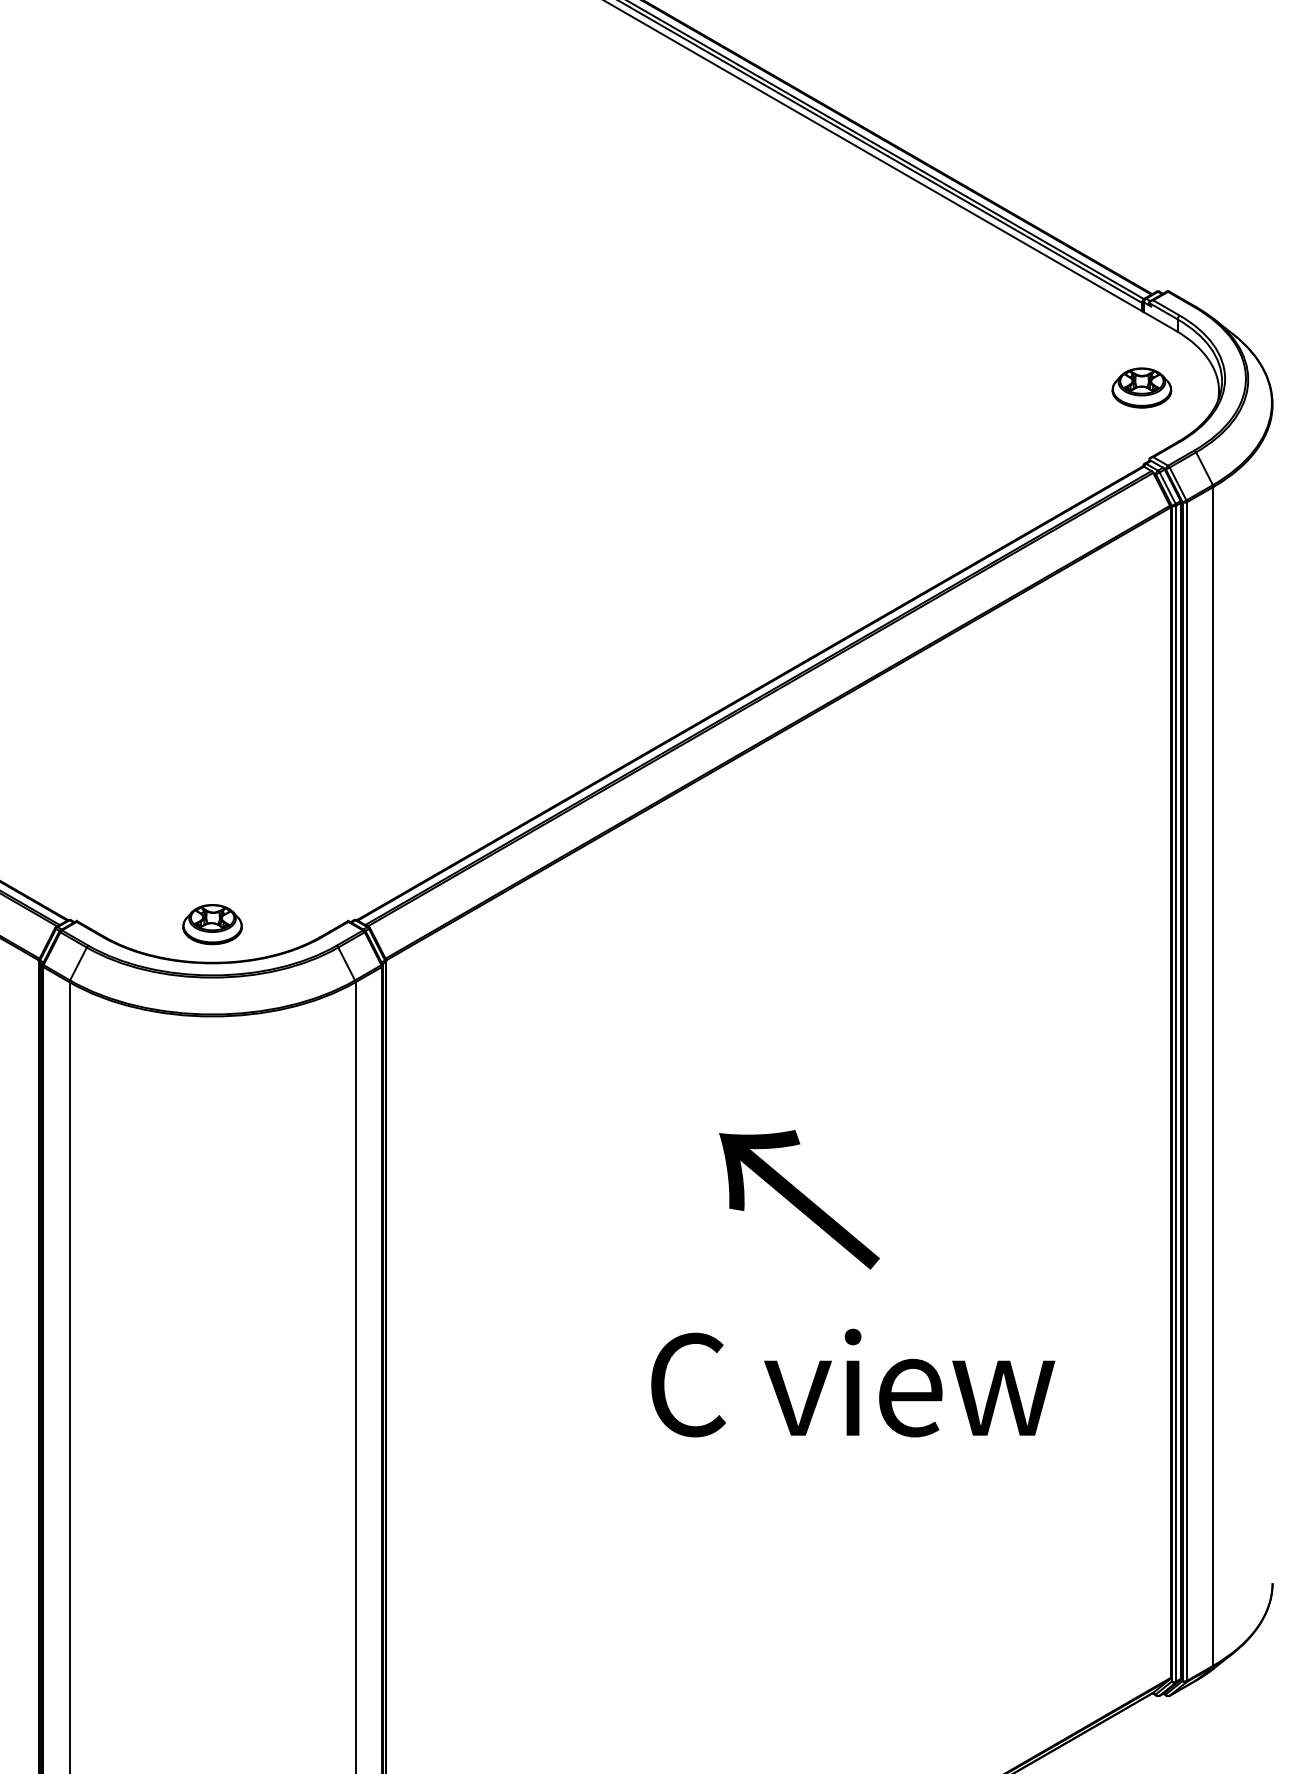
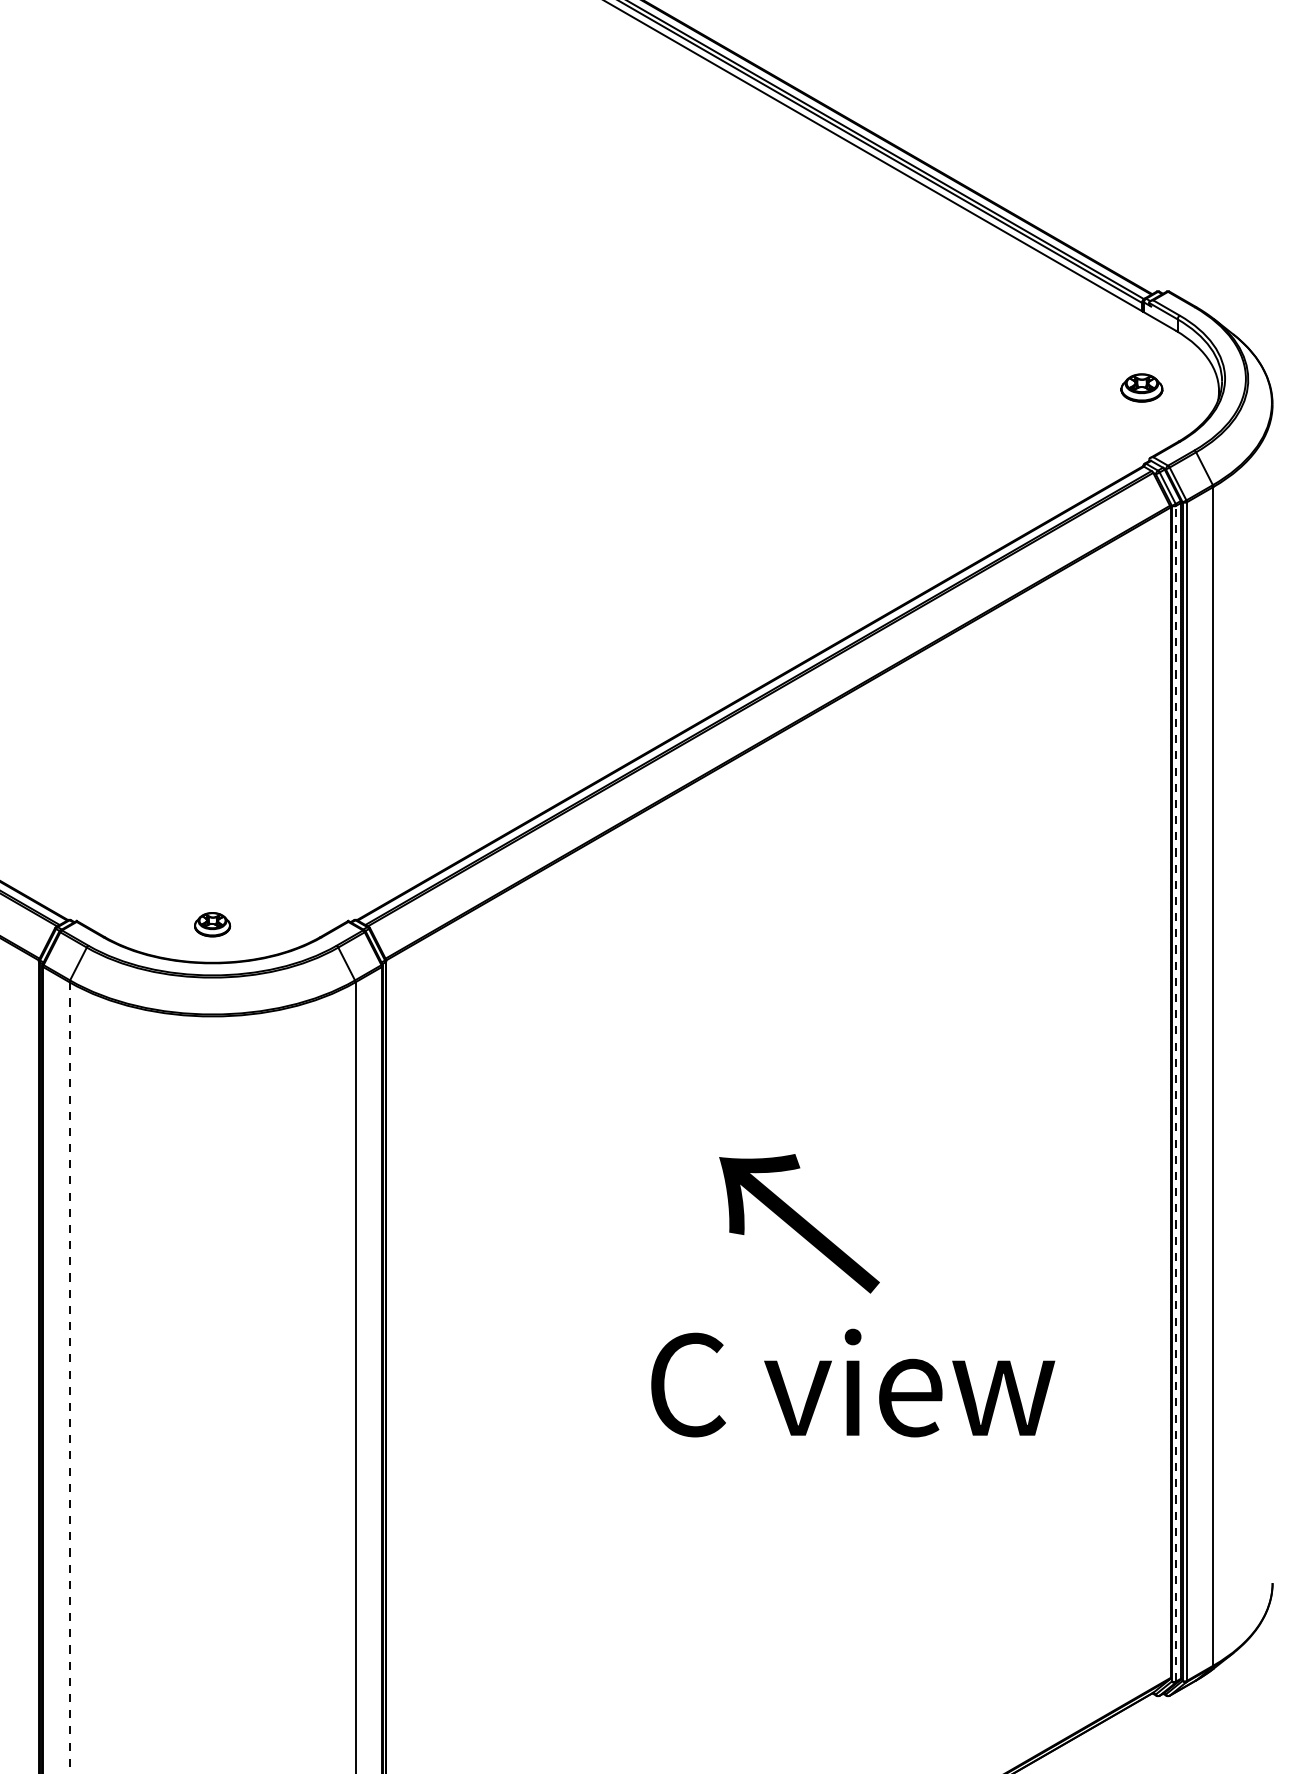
part size: 62x42 px -> 44x30 px (1141, 387)
part size: 61x42 px -> 38x26 px (212, 924)
line: solid -> dashed (1176, 1093)
text position: (799, 1199) -> (799, 1223) (799, 1223)
line: solid -> dashed (69, 1378)
